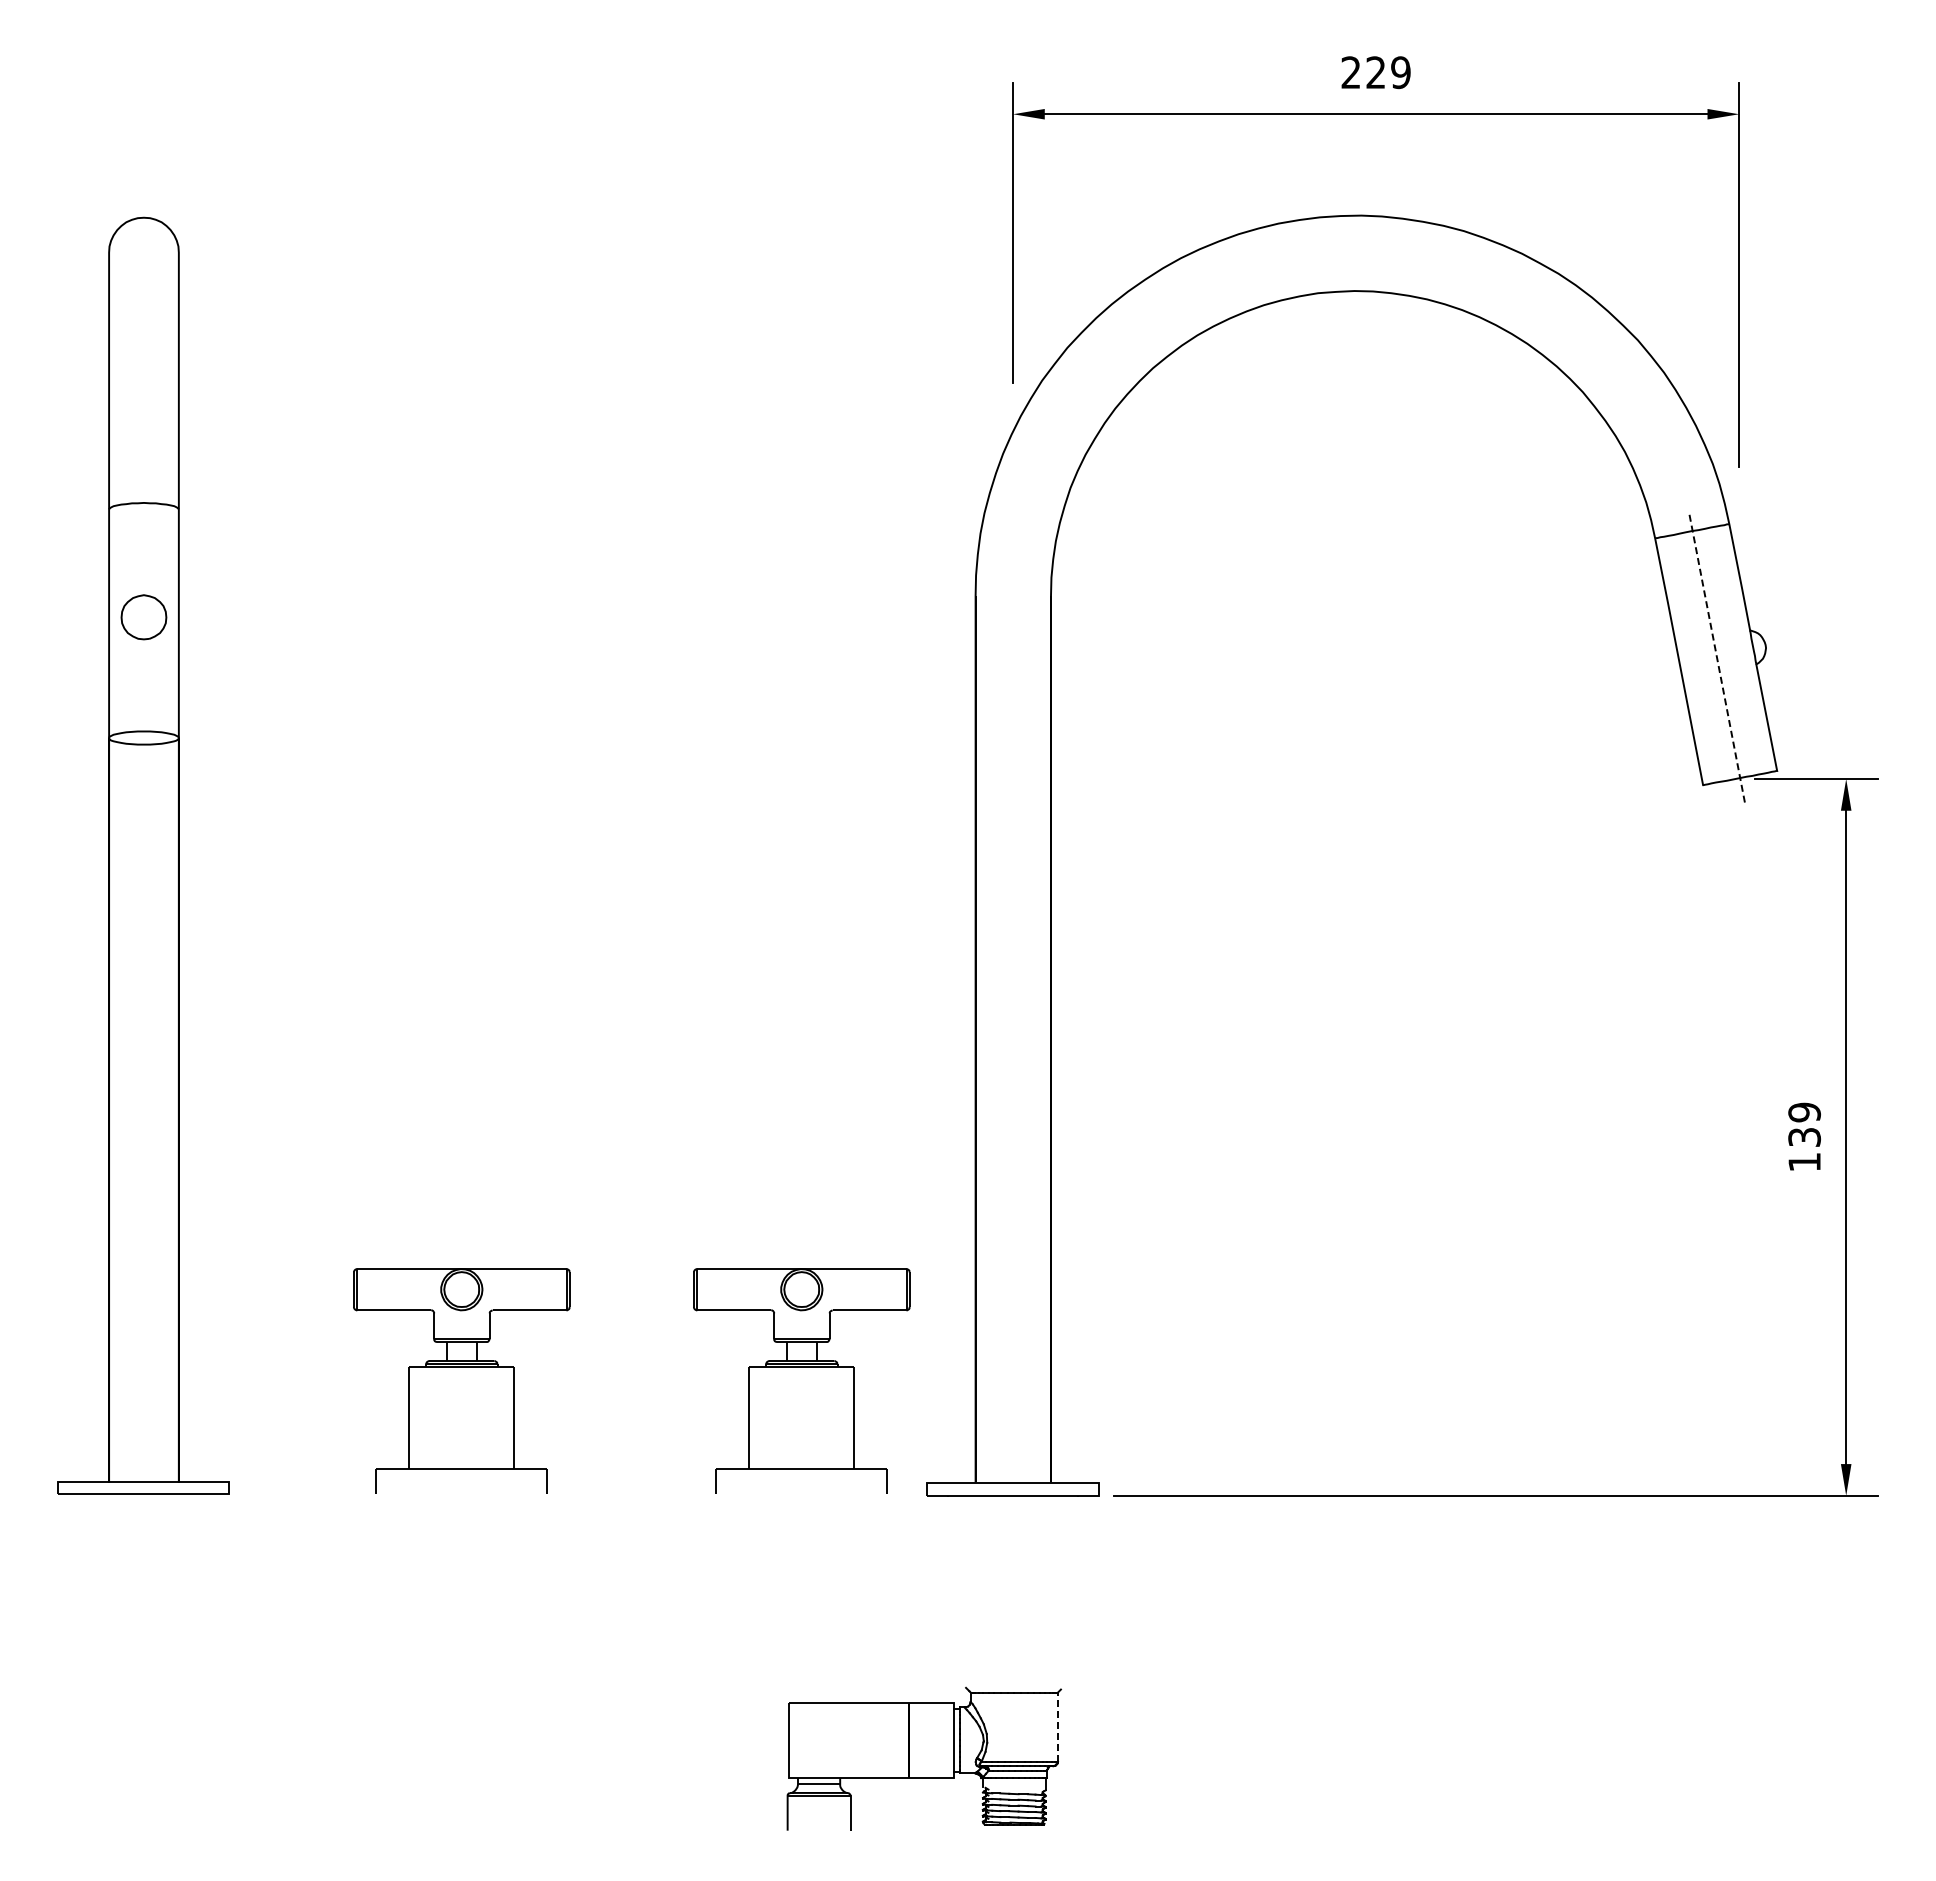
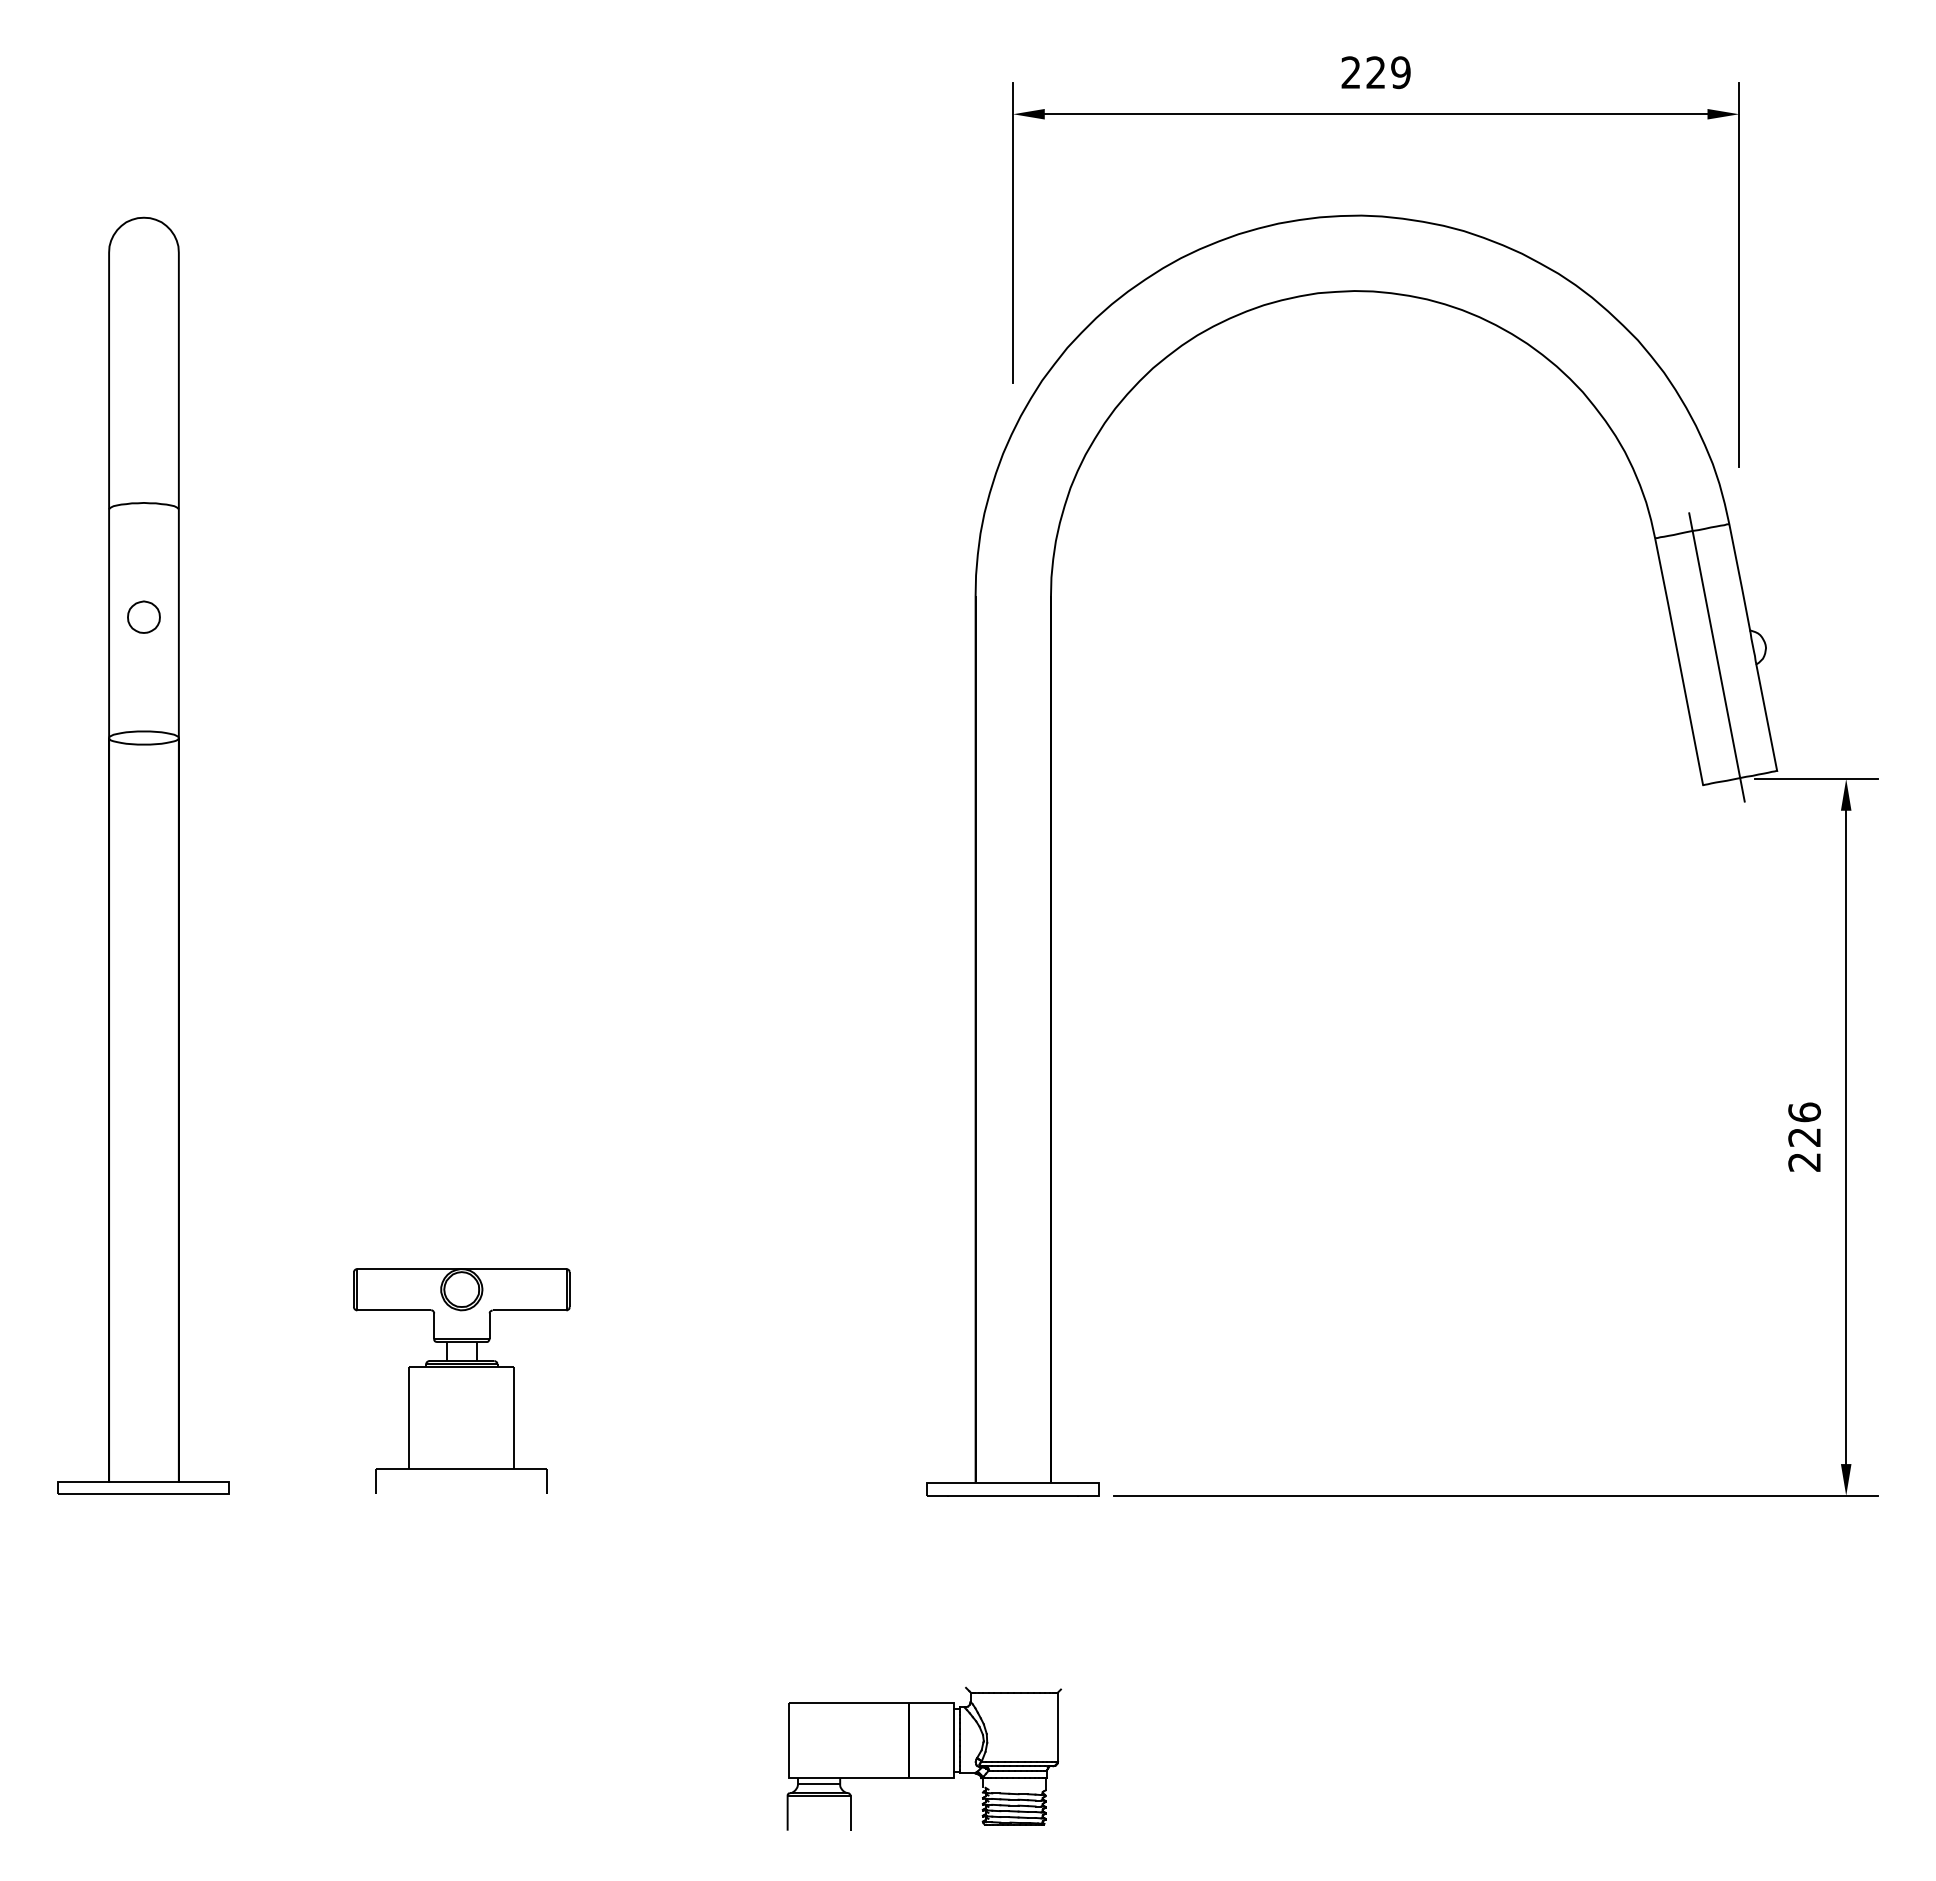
part size: 48x47 px -> 34x34 px (143, 616)
line: dashed -> solid (1716, 657)
text: 139 -> 226 (1804, 1136)
part: present -> none (801, 1380)
line: dashed -> solid (1058, 1727)
